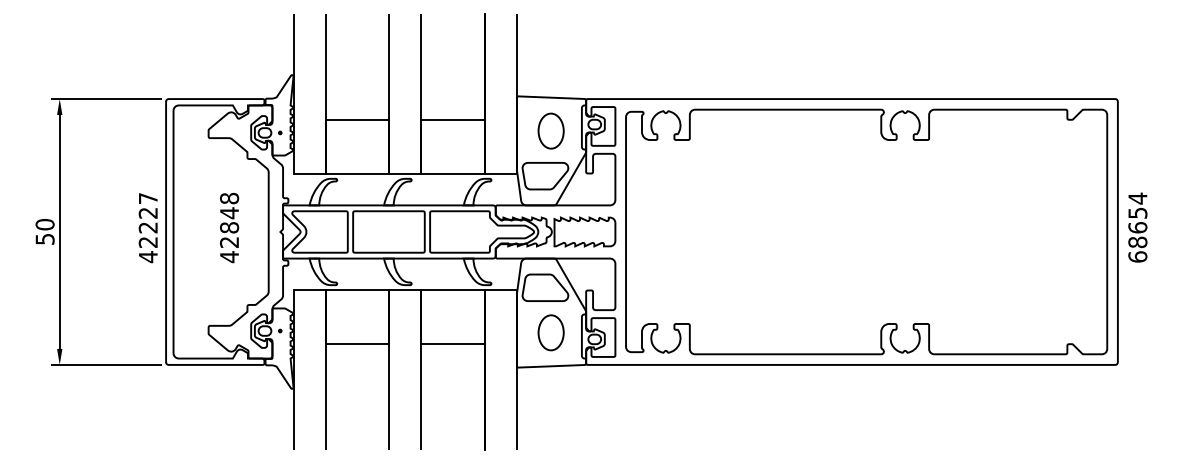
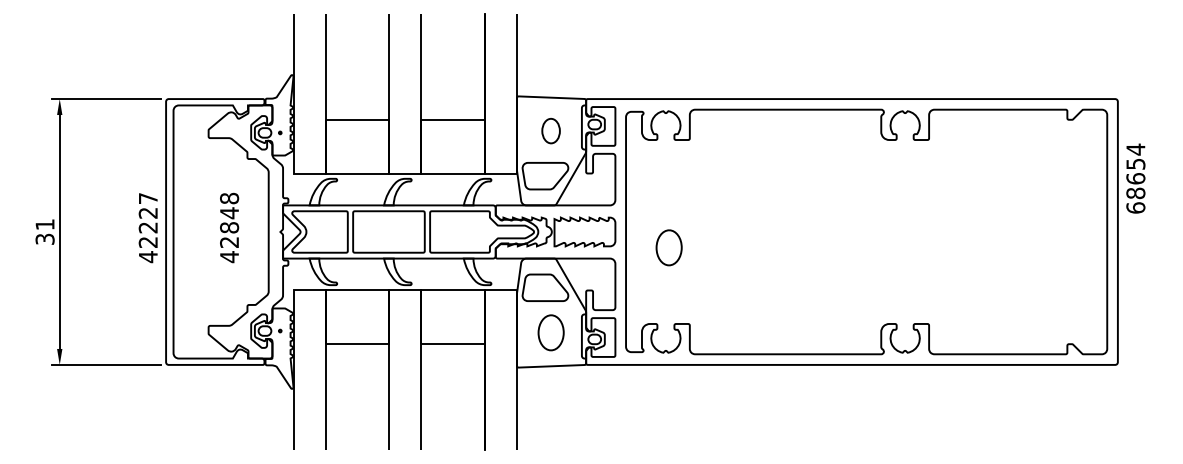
part size: 28x38 px -> 20x27 px (550, 131)
text position: (1137, 227) -> (1135, 178) (1135, 178)
text: 50 -> 31 (44, 231)
part: none -> present (668, 247)
